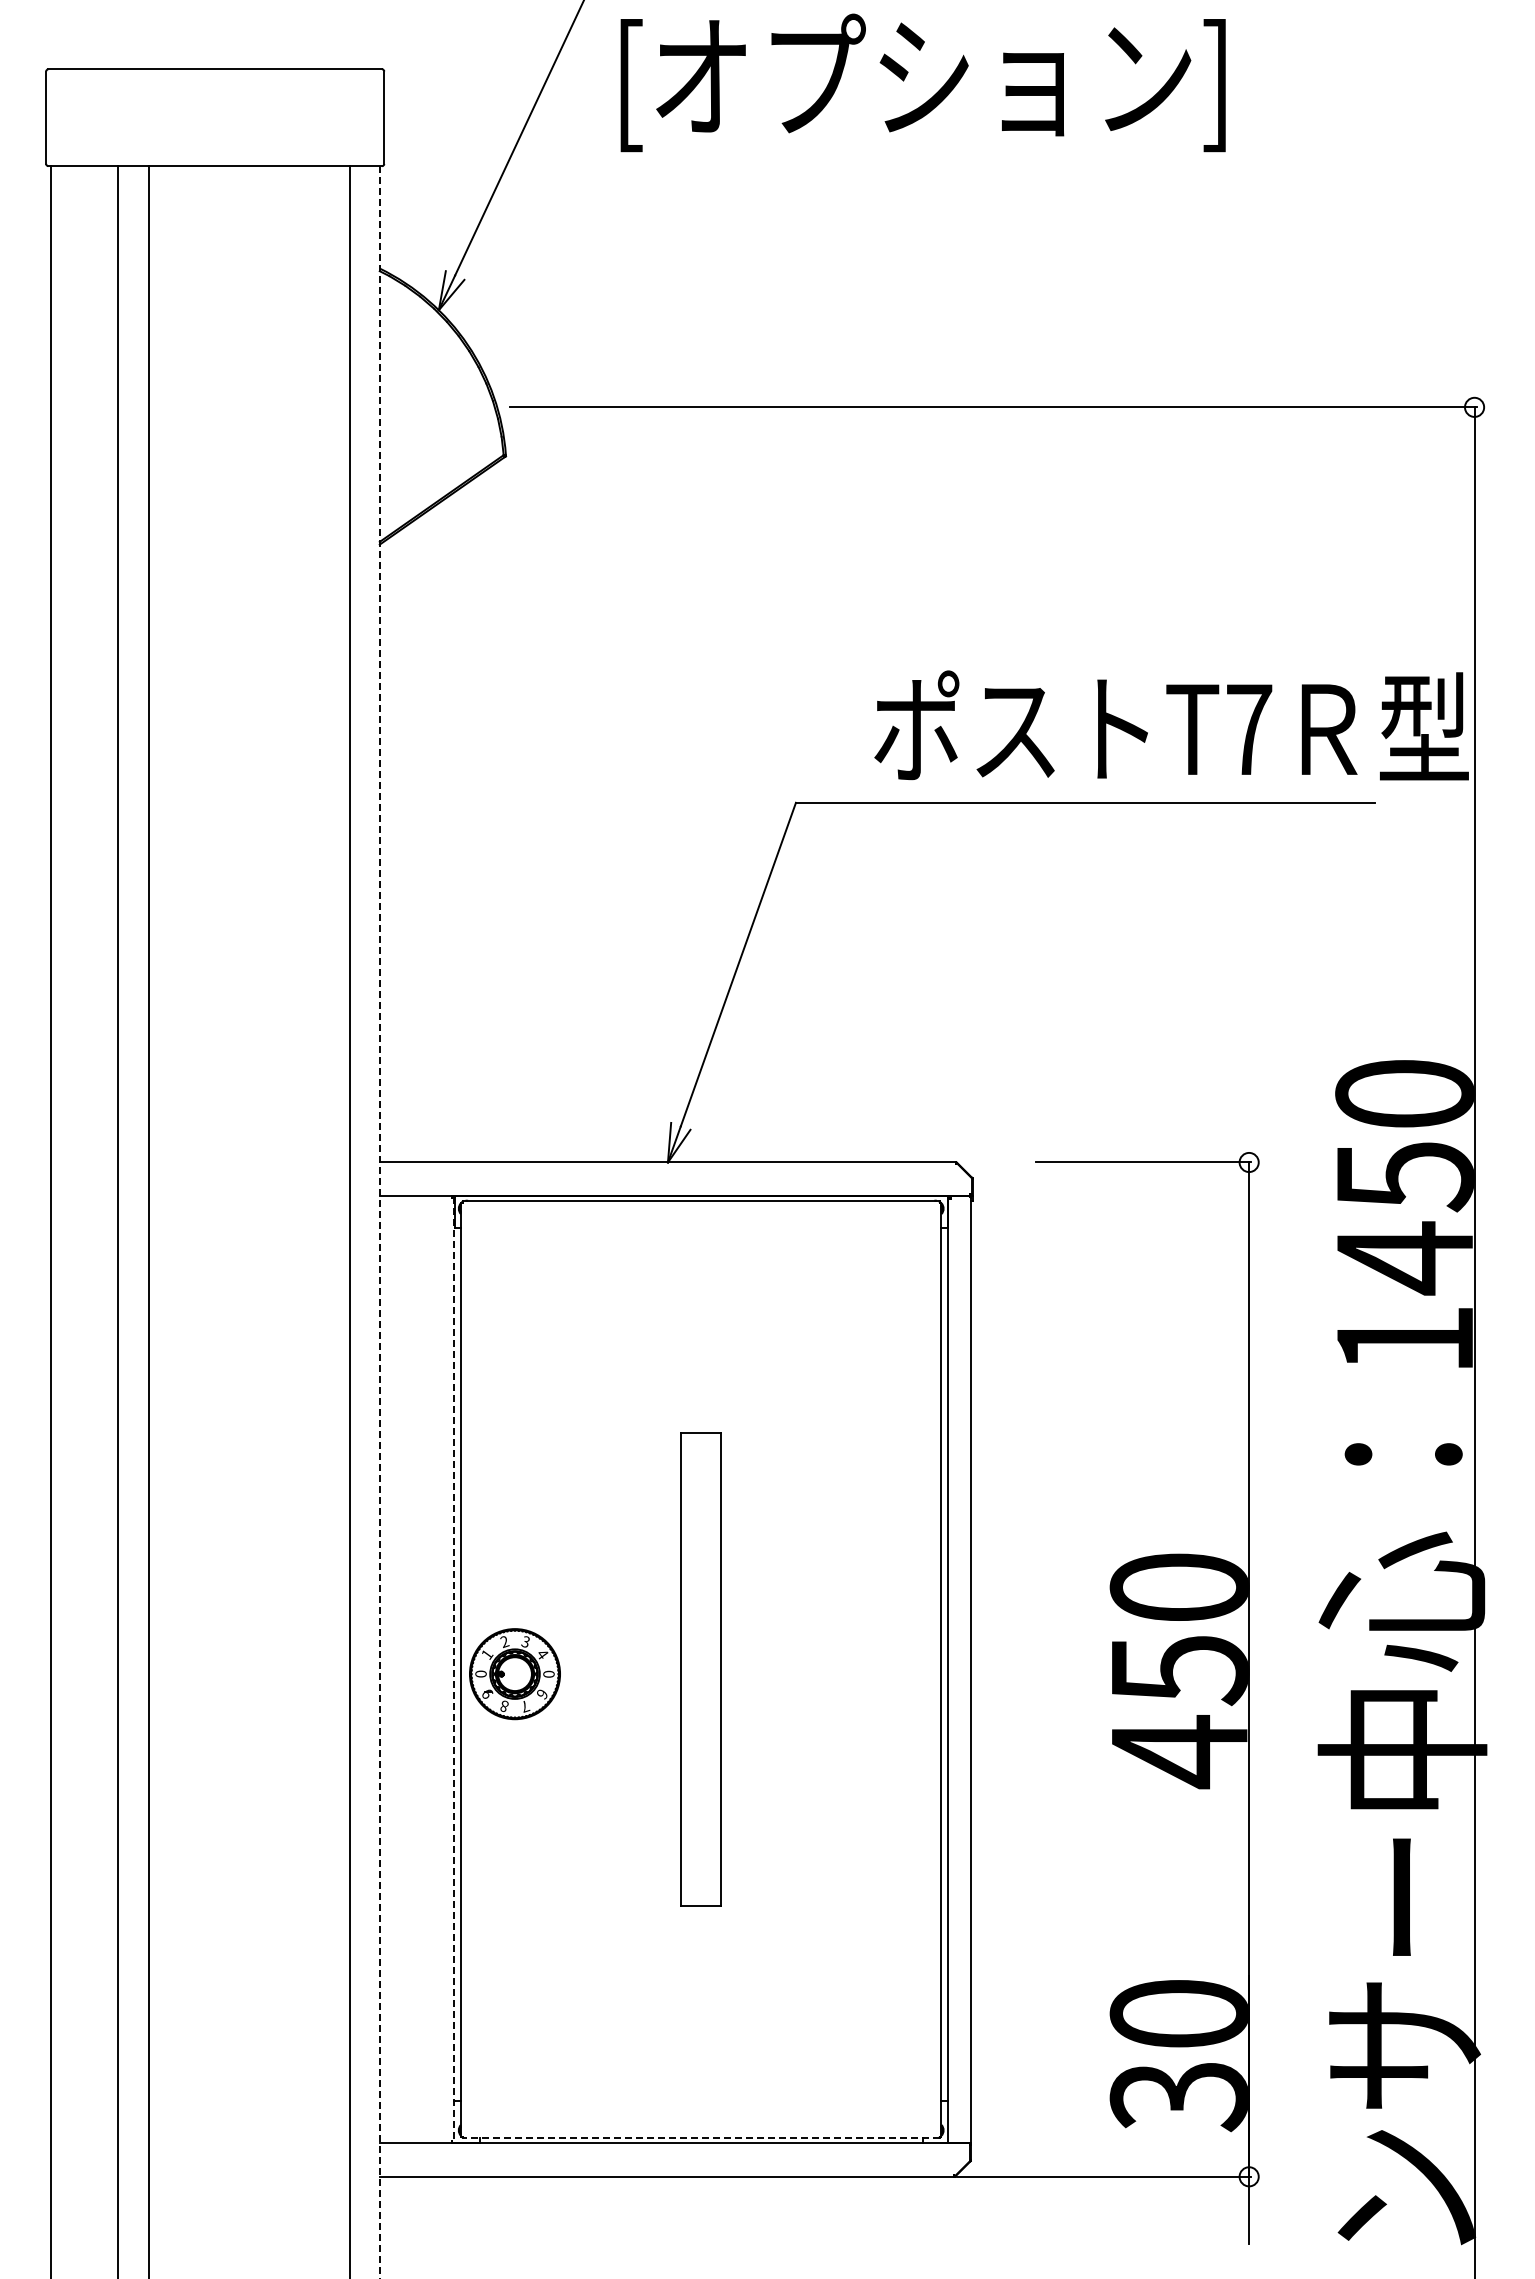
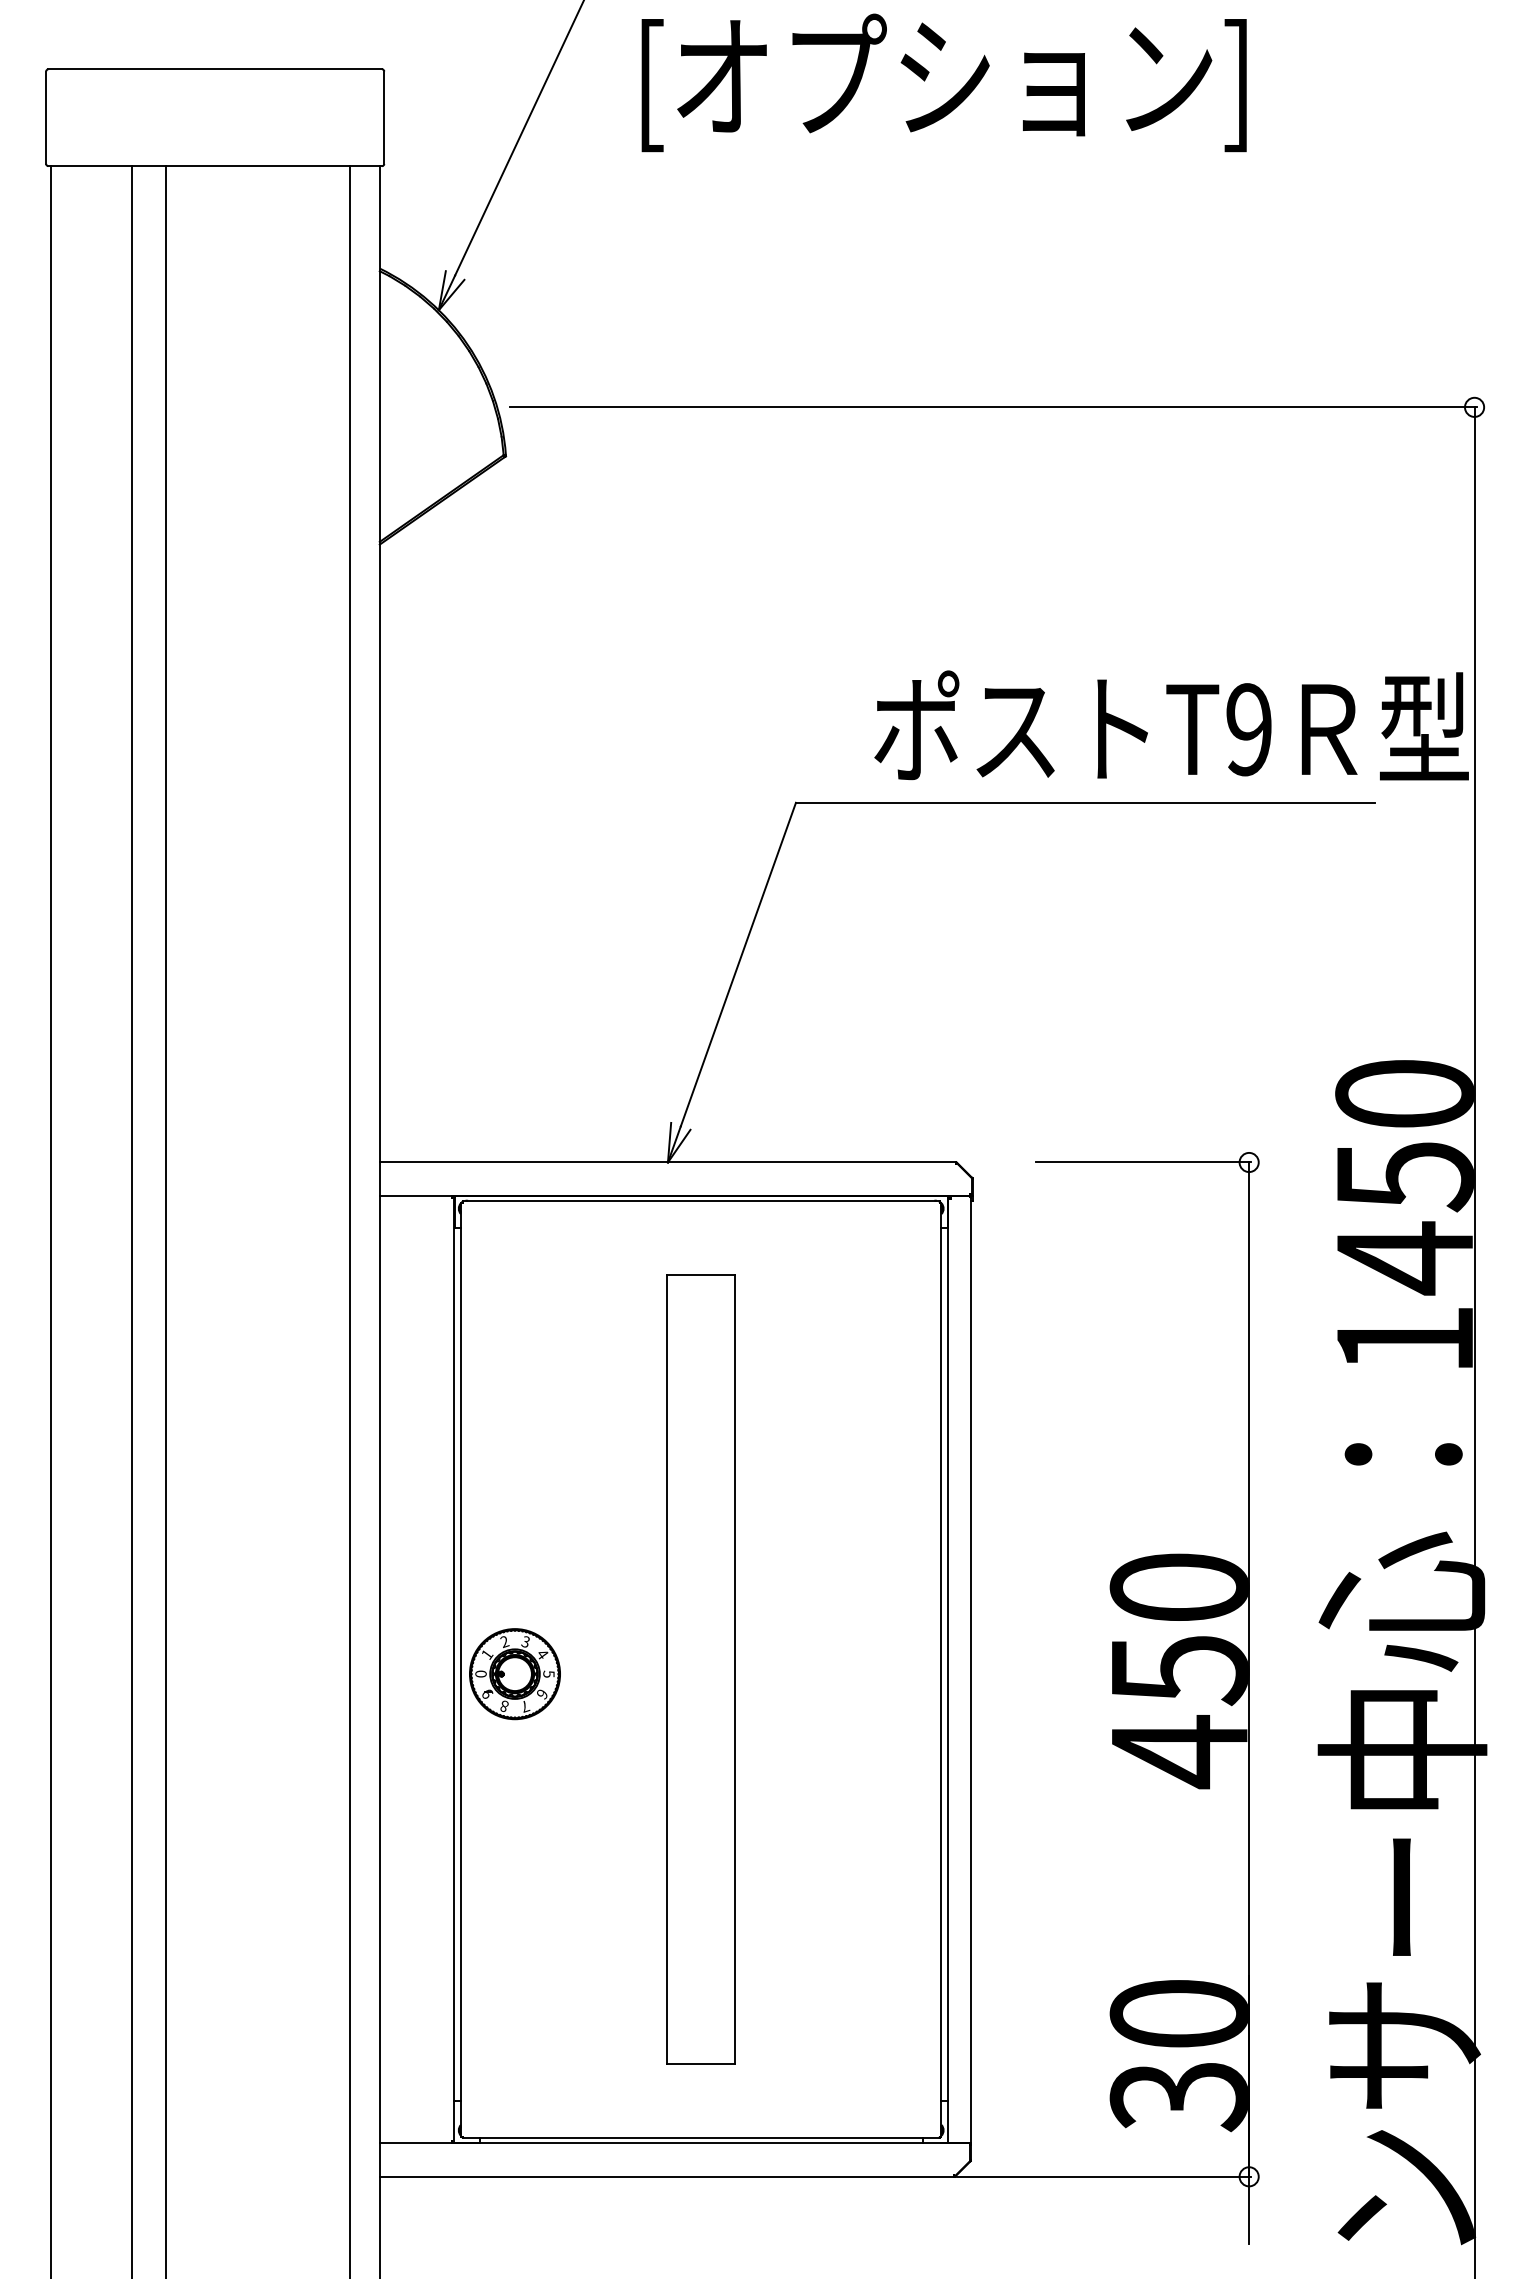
text position: (922, 82) -> (943, 82) (943, 82)
text: T7 -> T9 (1249, 729)
line position: (117, 1220) -> (131, 1220) (131, 1220)
line position: (148, 1220) -> (165, 1220) (165, 1220)
line: dashed -> solid (379, 1223)
line: dashed -> solid (454, 1669)
part size: 42x475 px -> 70x791 px (700, 1669)
text: 0 -> 5 (548, 1673)
line: dashed -> solid (700, 2138)
